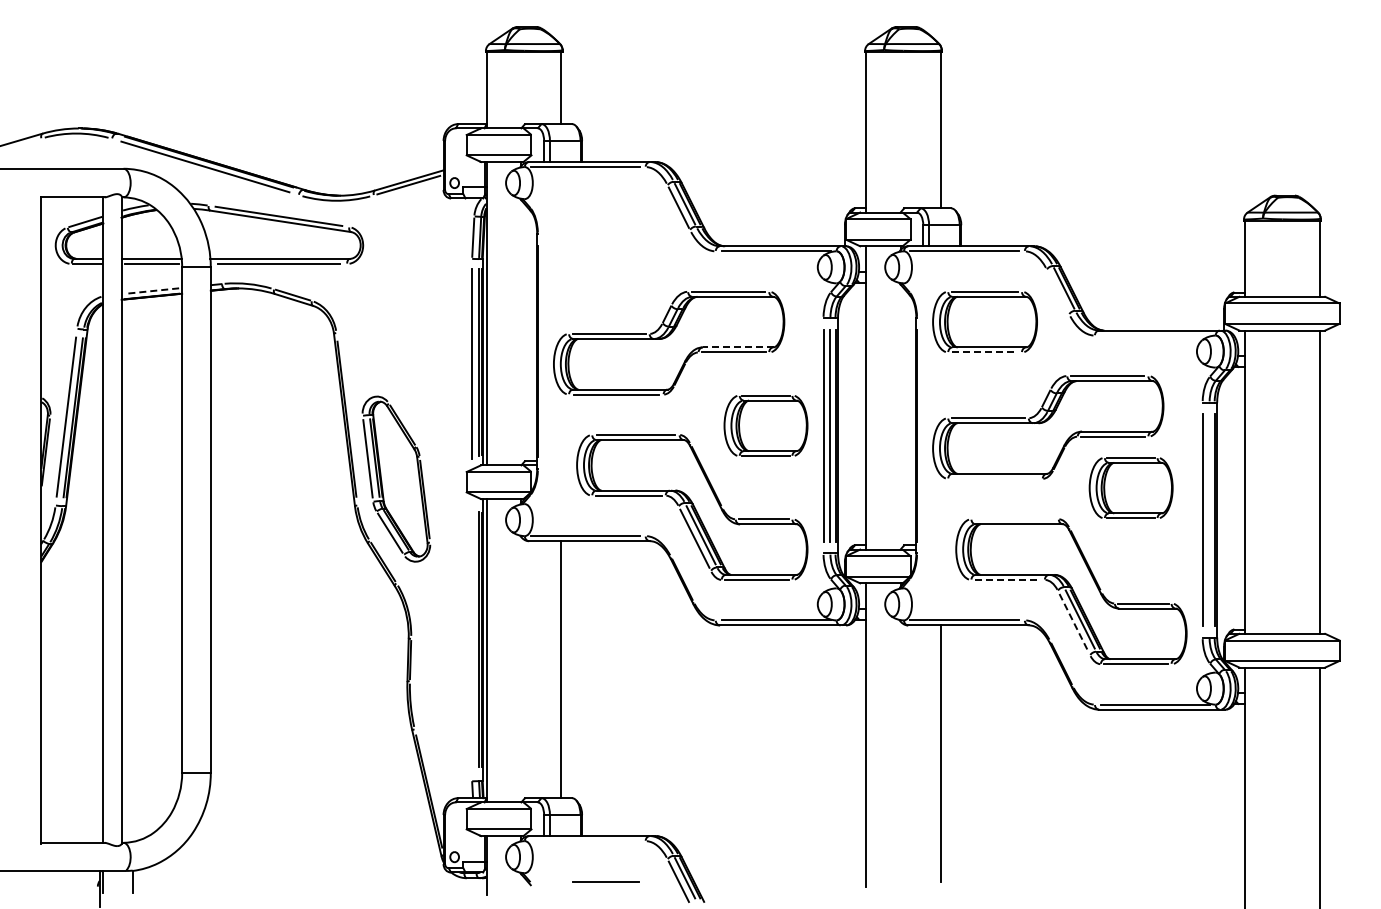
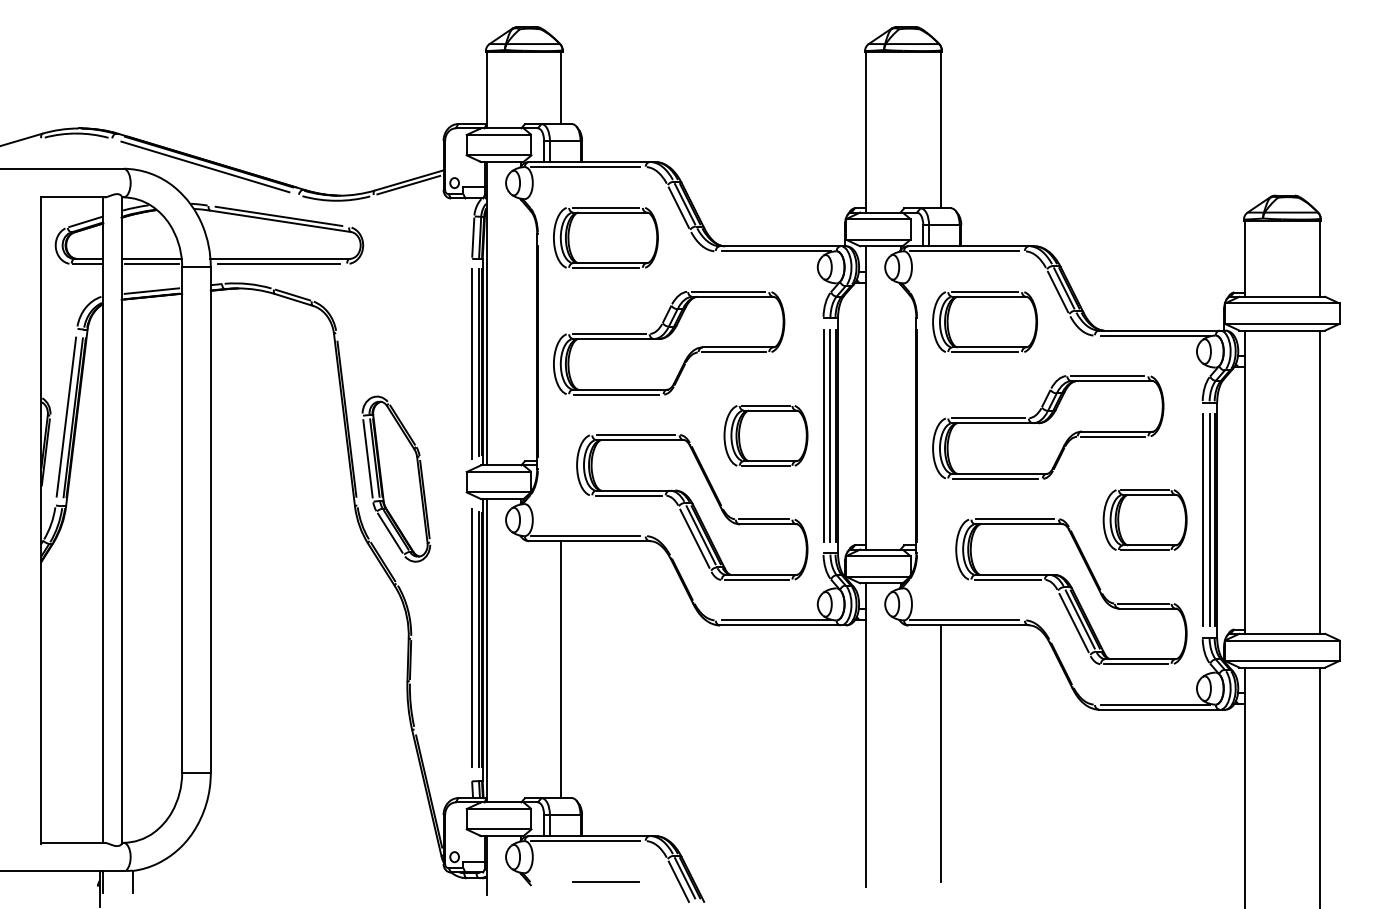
part: none -> present (605, 237)
line: dashed -> solid (151, 291)
line: none -> present (1057, 291)
line: none -> present (1154, 335)
line: dashed -> solid (737, 347)
line: dashed -> solid (985, 352)
part position: (765, 425) -> (765, 435) (765, 435)
line: none -> present (995, 478)
part position: (1130, 487) -> (1144, 519) (1144, 519)
line: none -> present (1014, 519)
line: none -> present (1209, 519)
line: dashed -> solid (1008, 579)
line: dashed -> solid (1074, 623)
line: none -> present (472, 638)
line: none -> present (584, 841)
